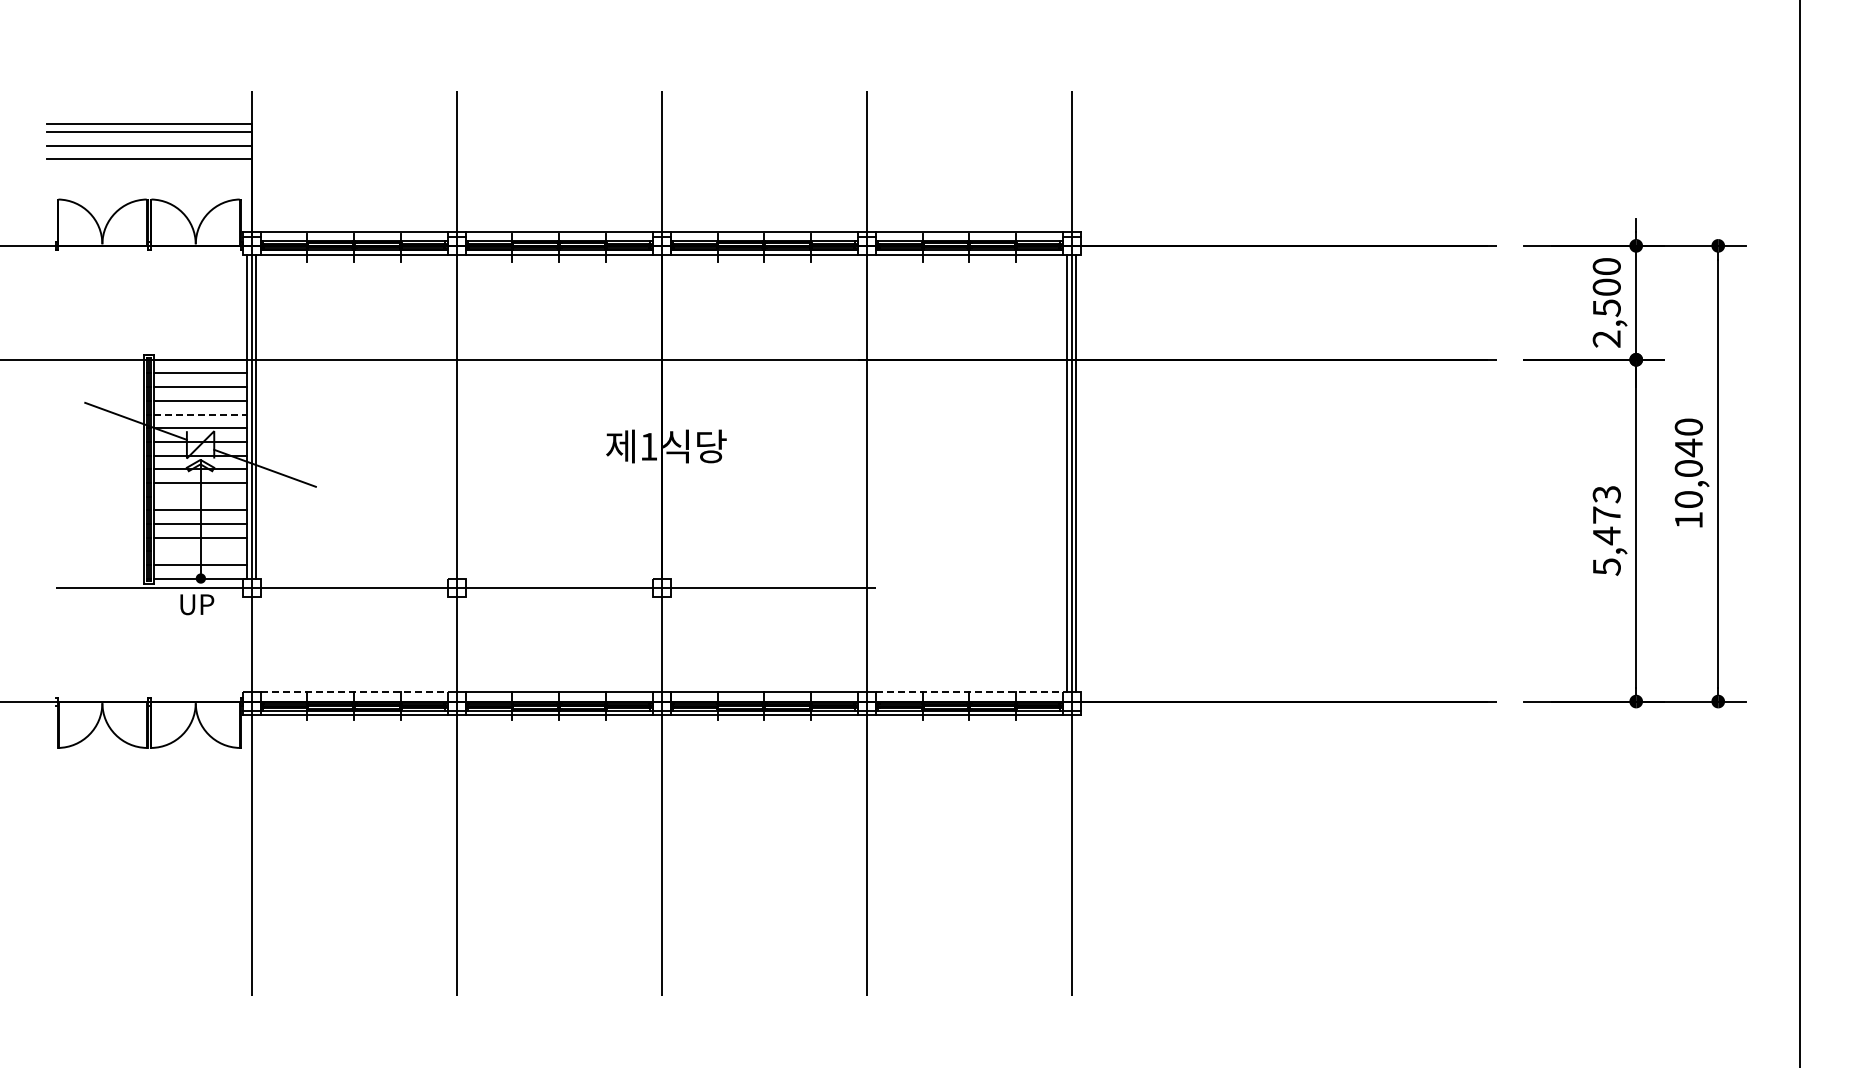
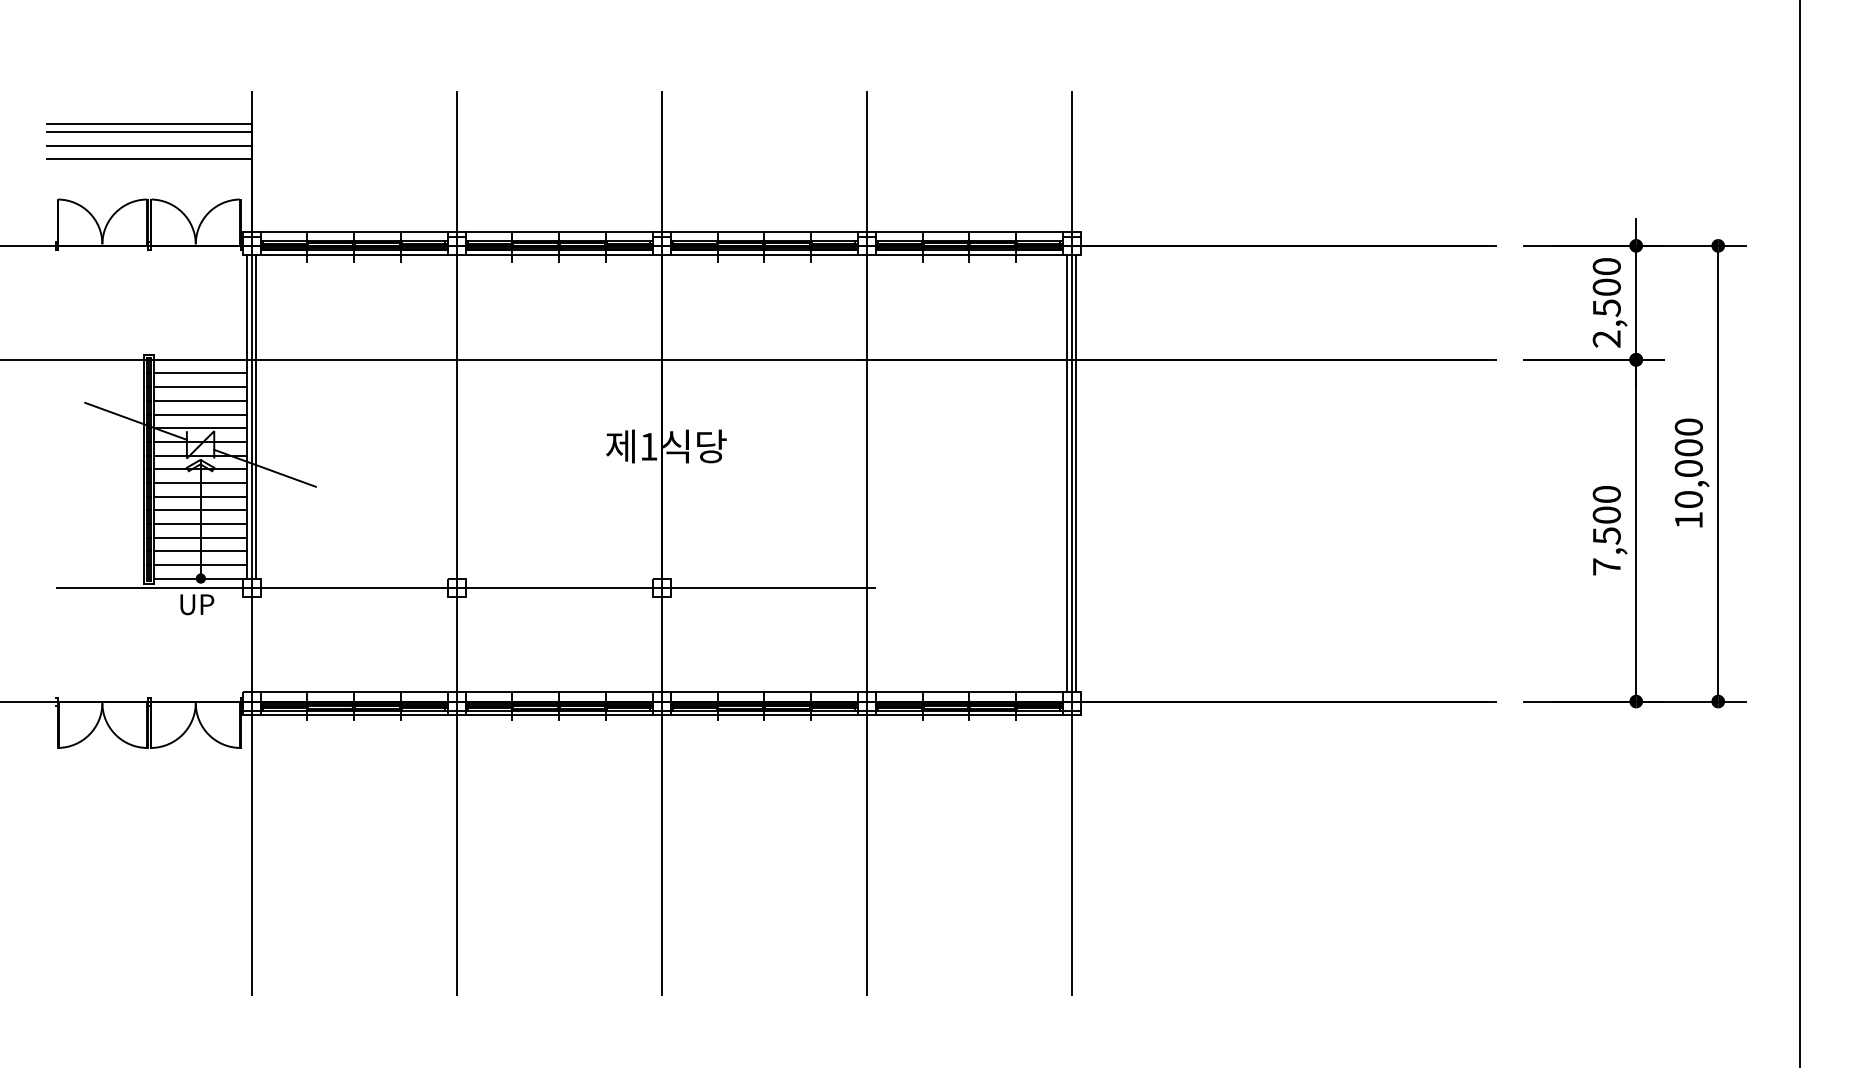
line: dashed -> solid (201, 414)
text: 10,040 -> 10,000 (1688, 447)
line: none -> present (200, 496)
text: 5,473 -> 7,500 (1606, 530)
line: none -> present (200, 551)
line: dashed -> solid (354, 692)
line: dashed -> solid (969, 692)
